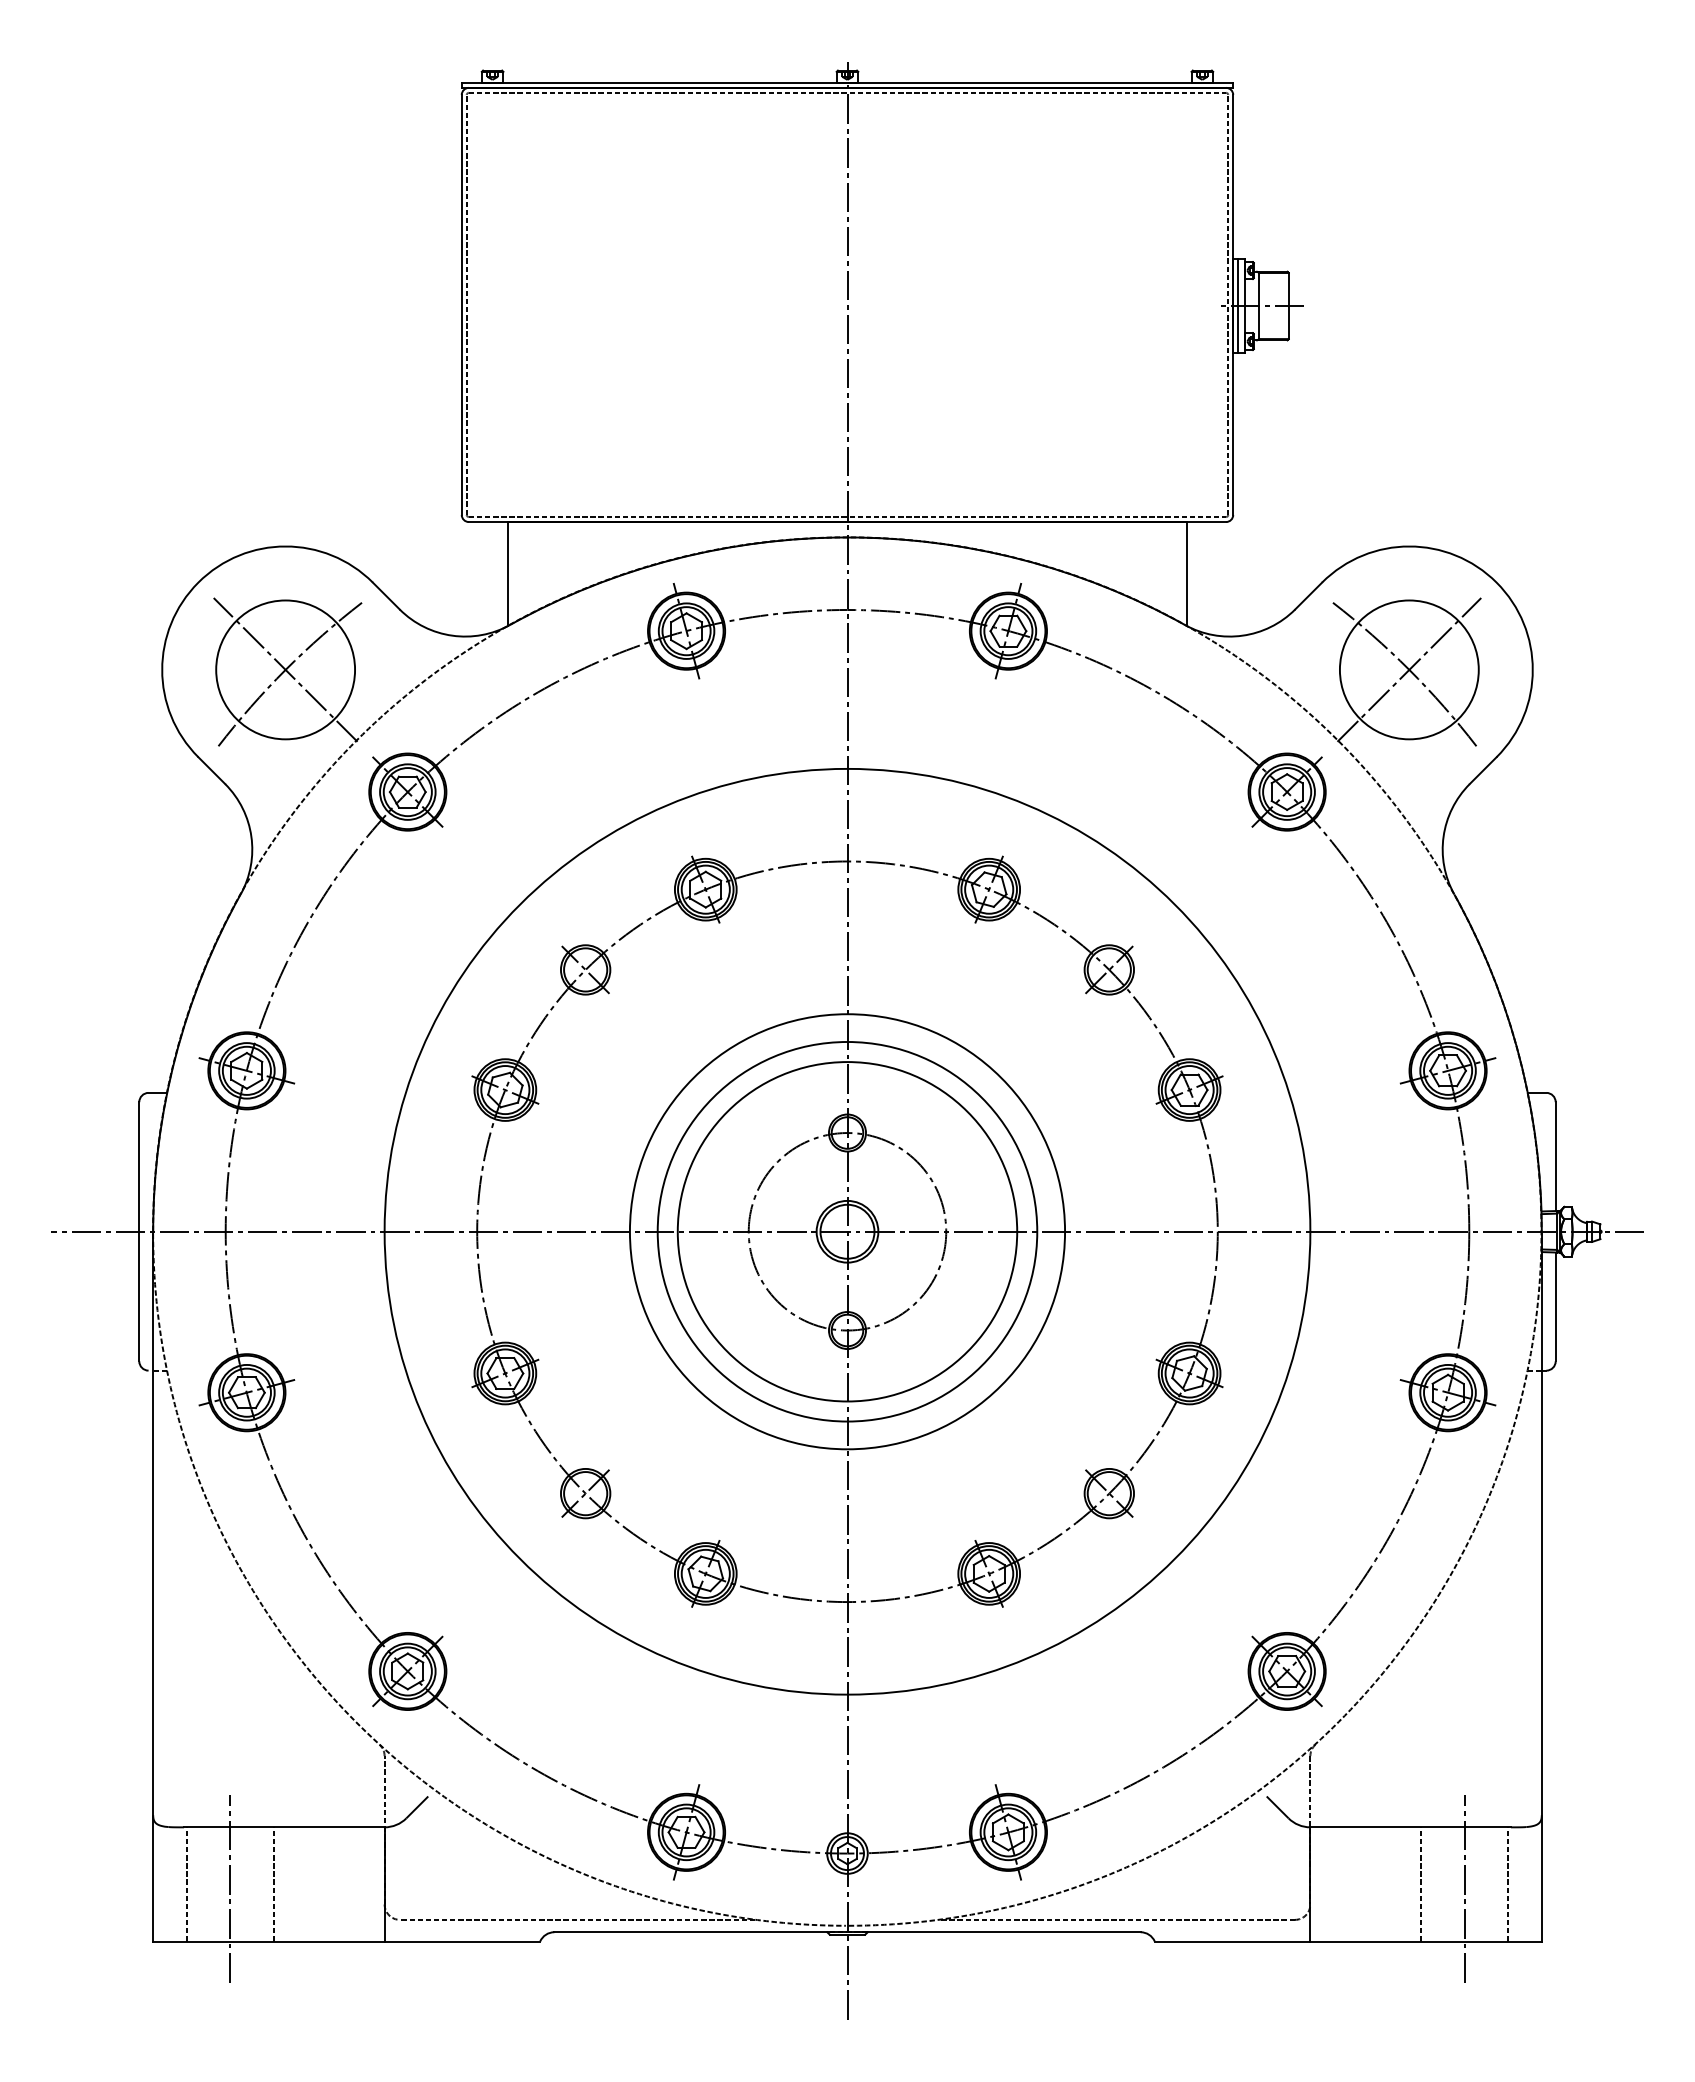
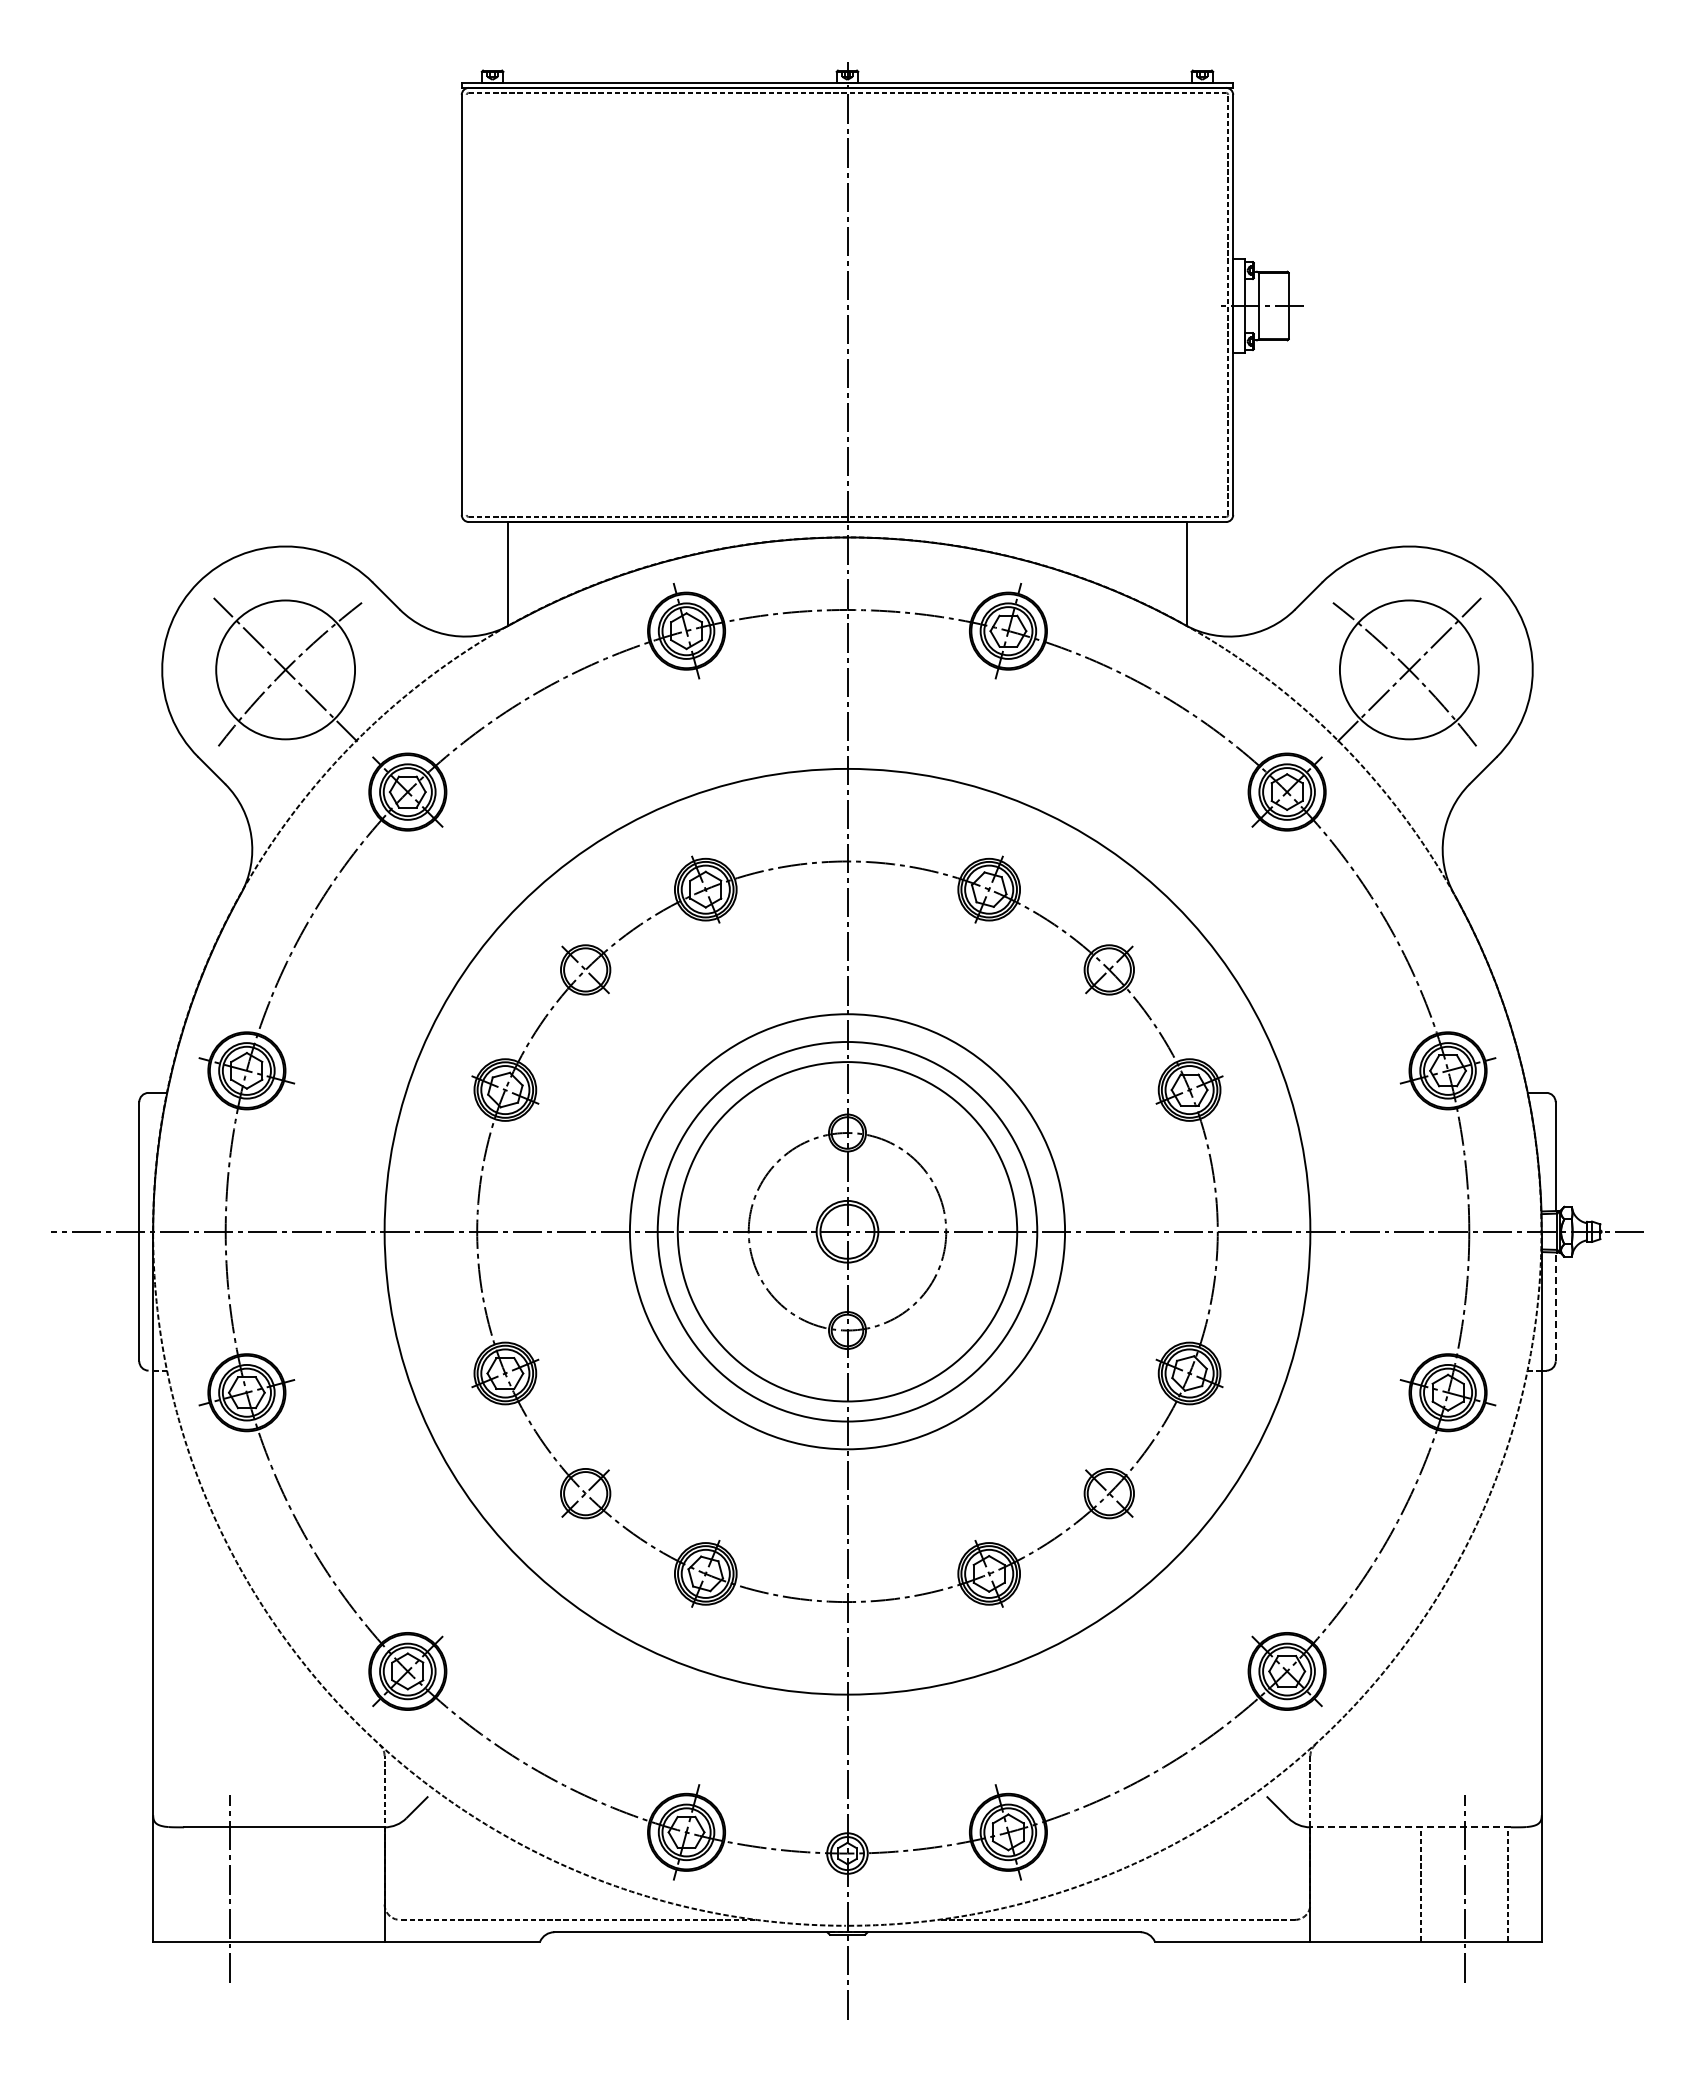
line: present -> none (466, 304)
line: present -> none (1238, 305)
line: solid -> dashed (1555, 1306)
line: solid -> dashed (1410, 1827)
line: present -> none (187, 1884)
line: present -> none (273, 1884)
